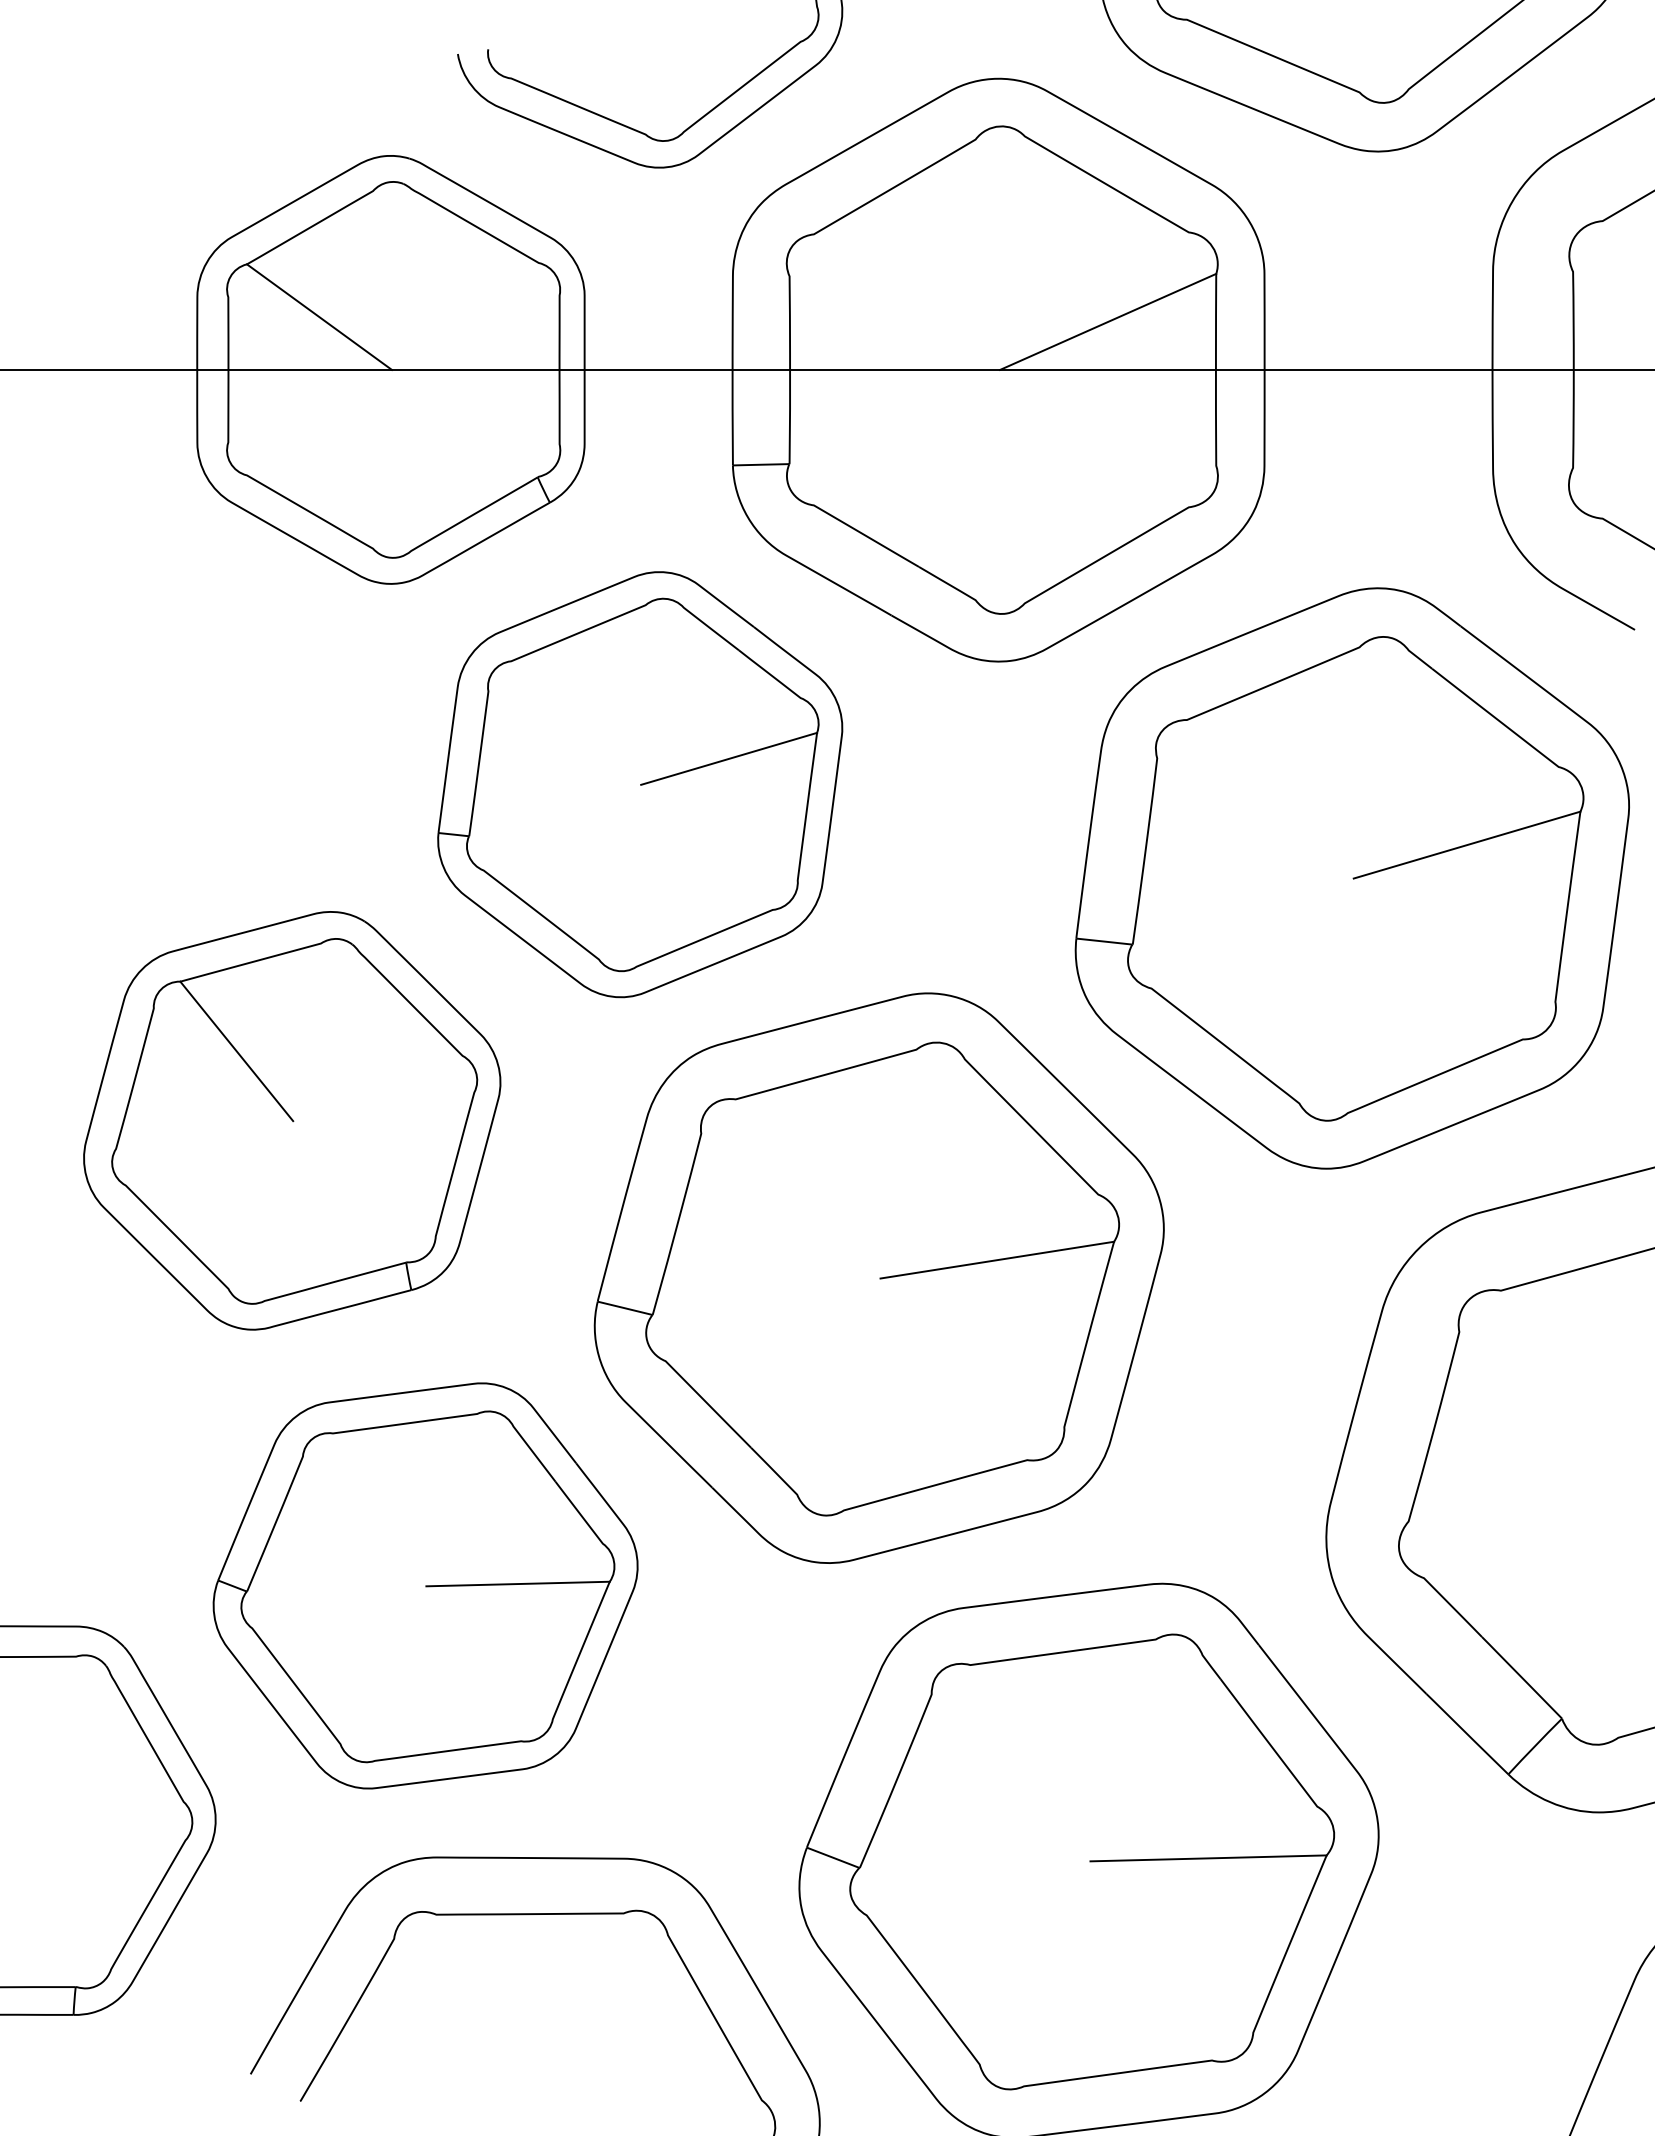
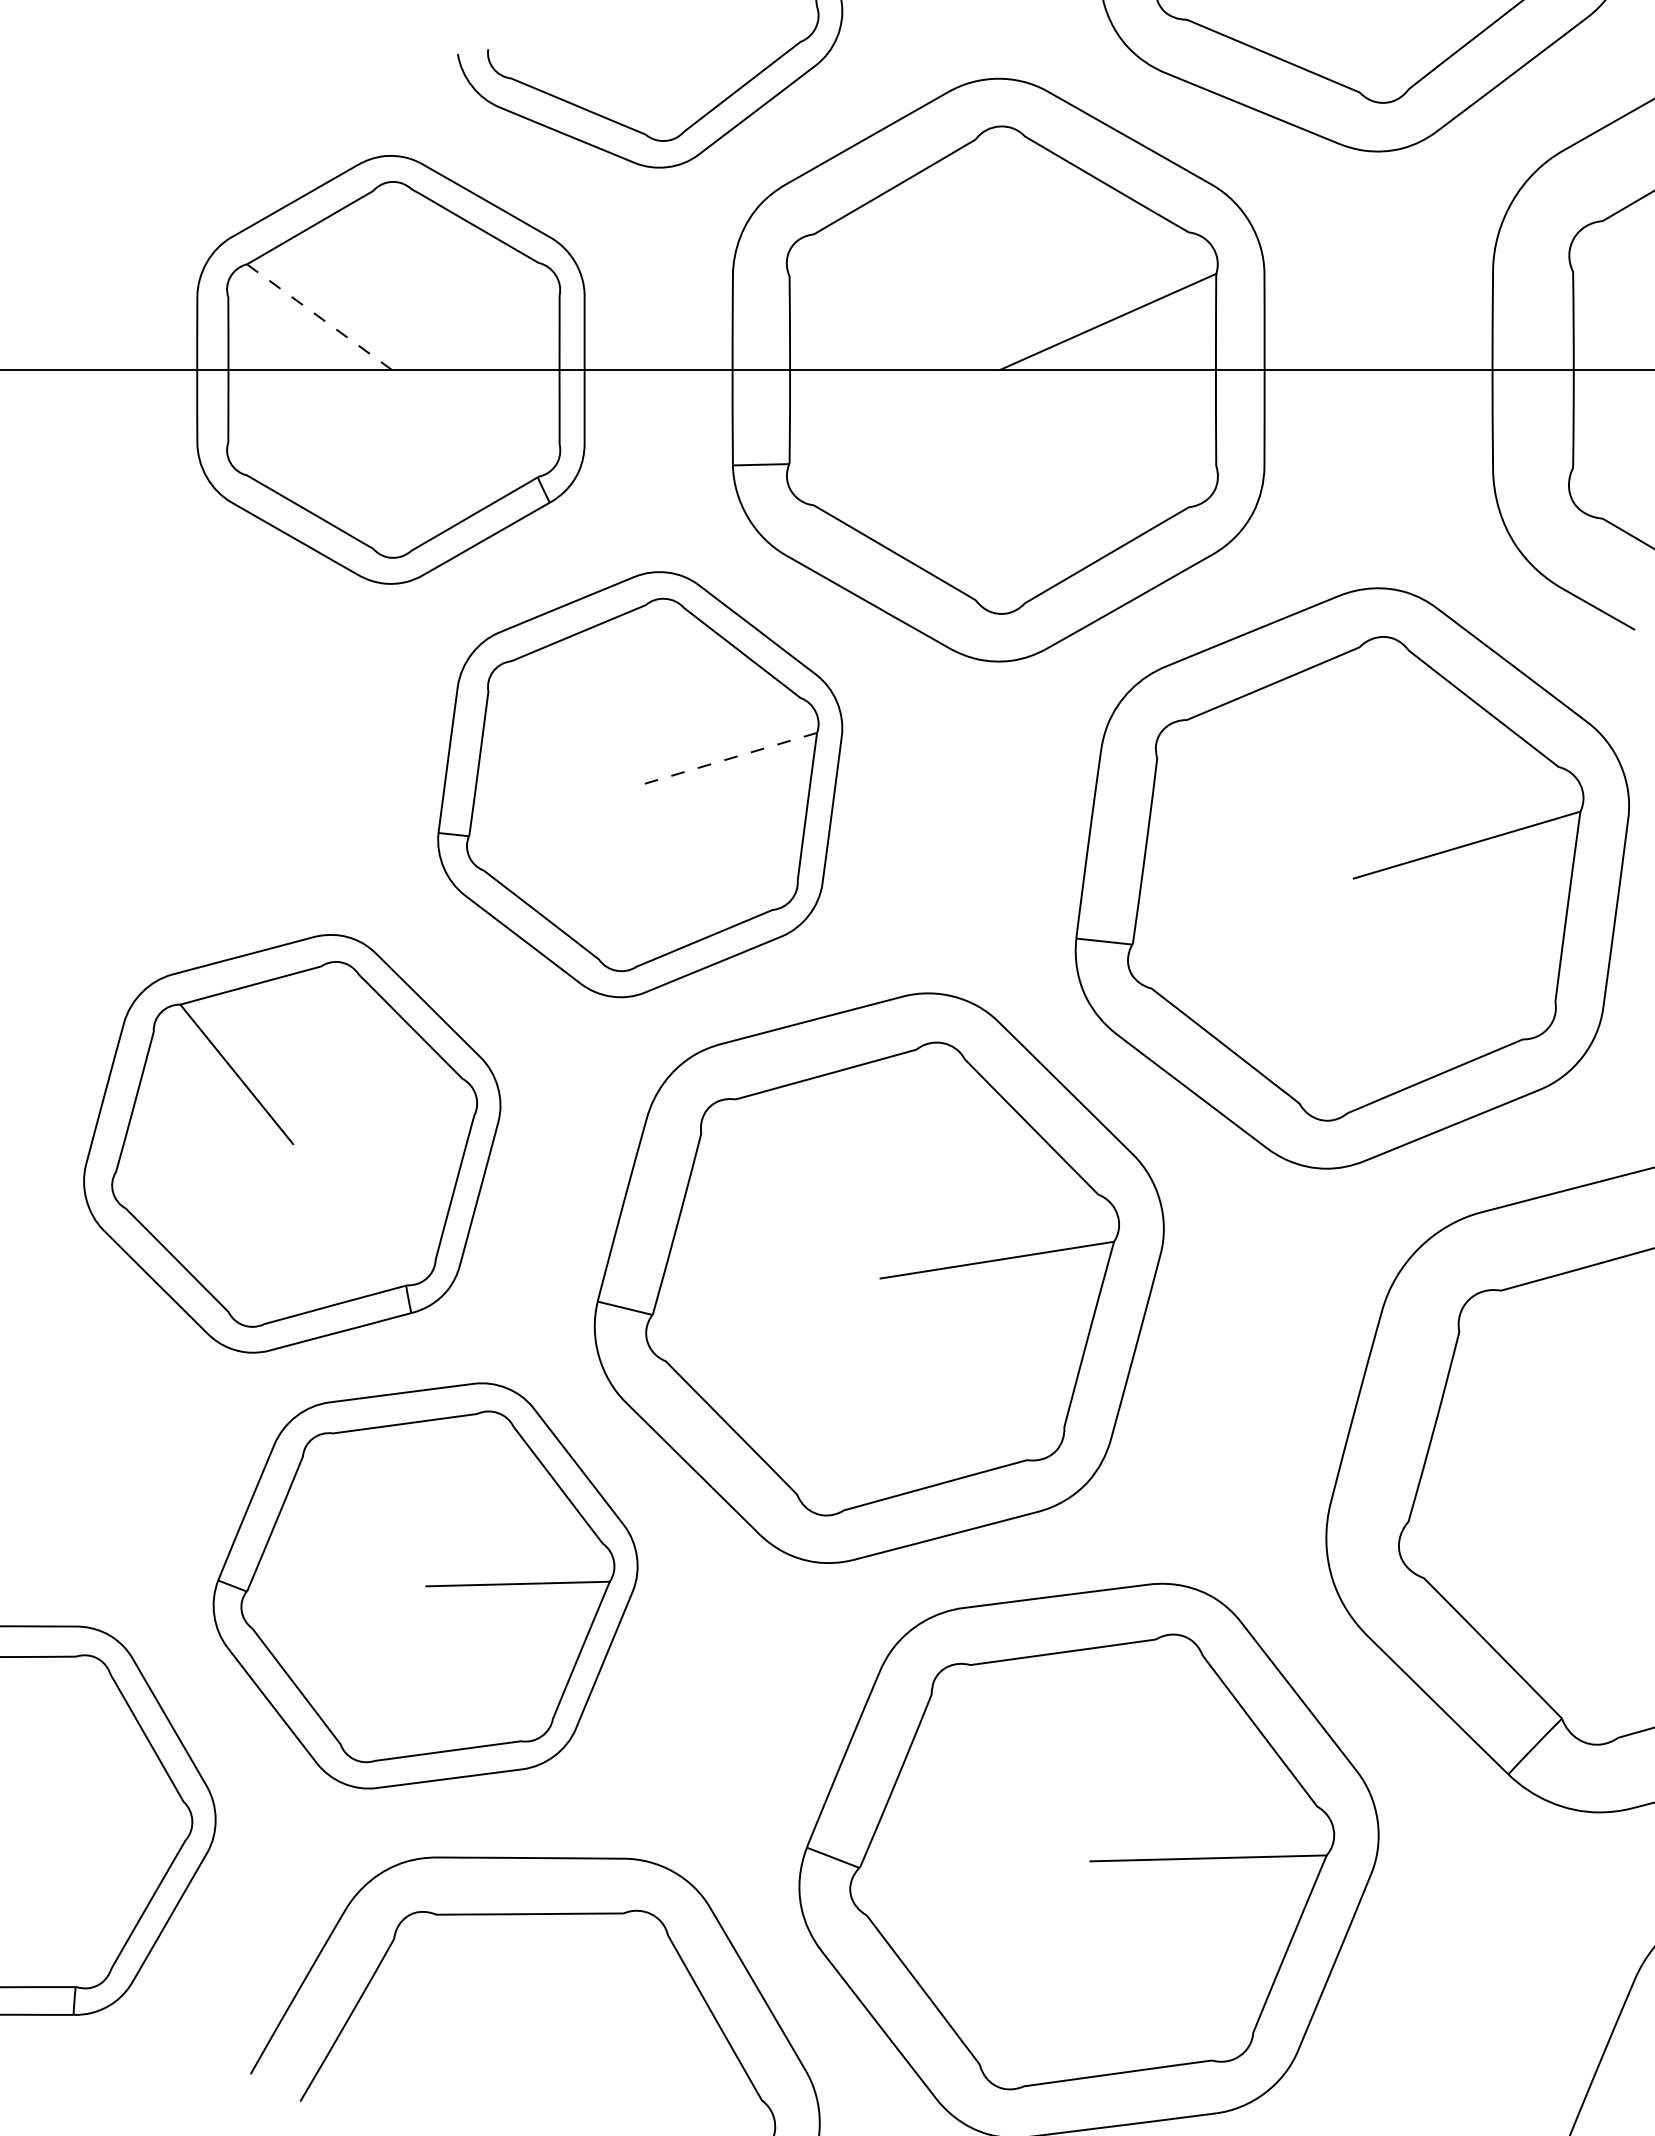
line: solid -> dashed (319, 317)
line: solid -> dashed (729, 758)
part position: (292, 1120) -> (292, 1143) (292, 1143)
